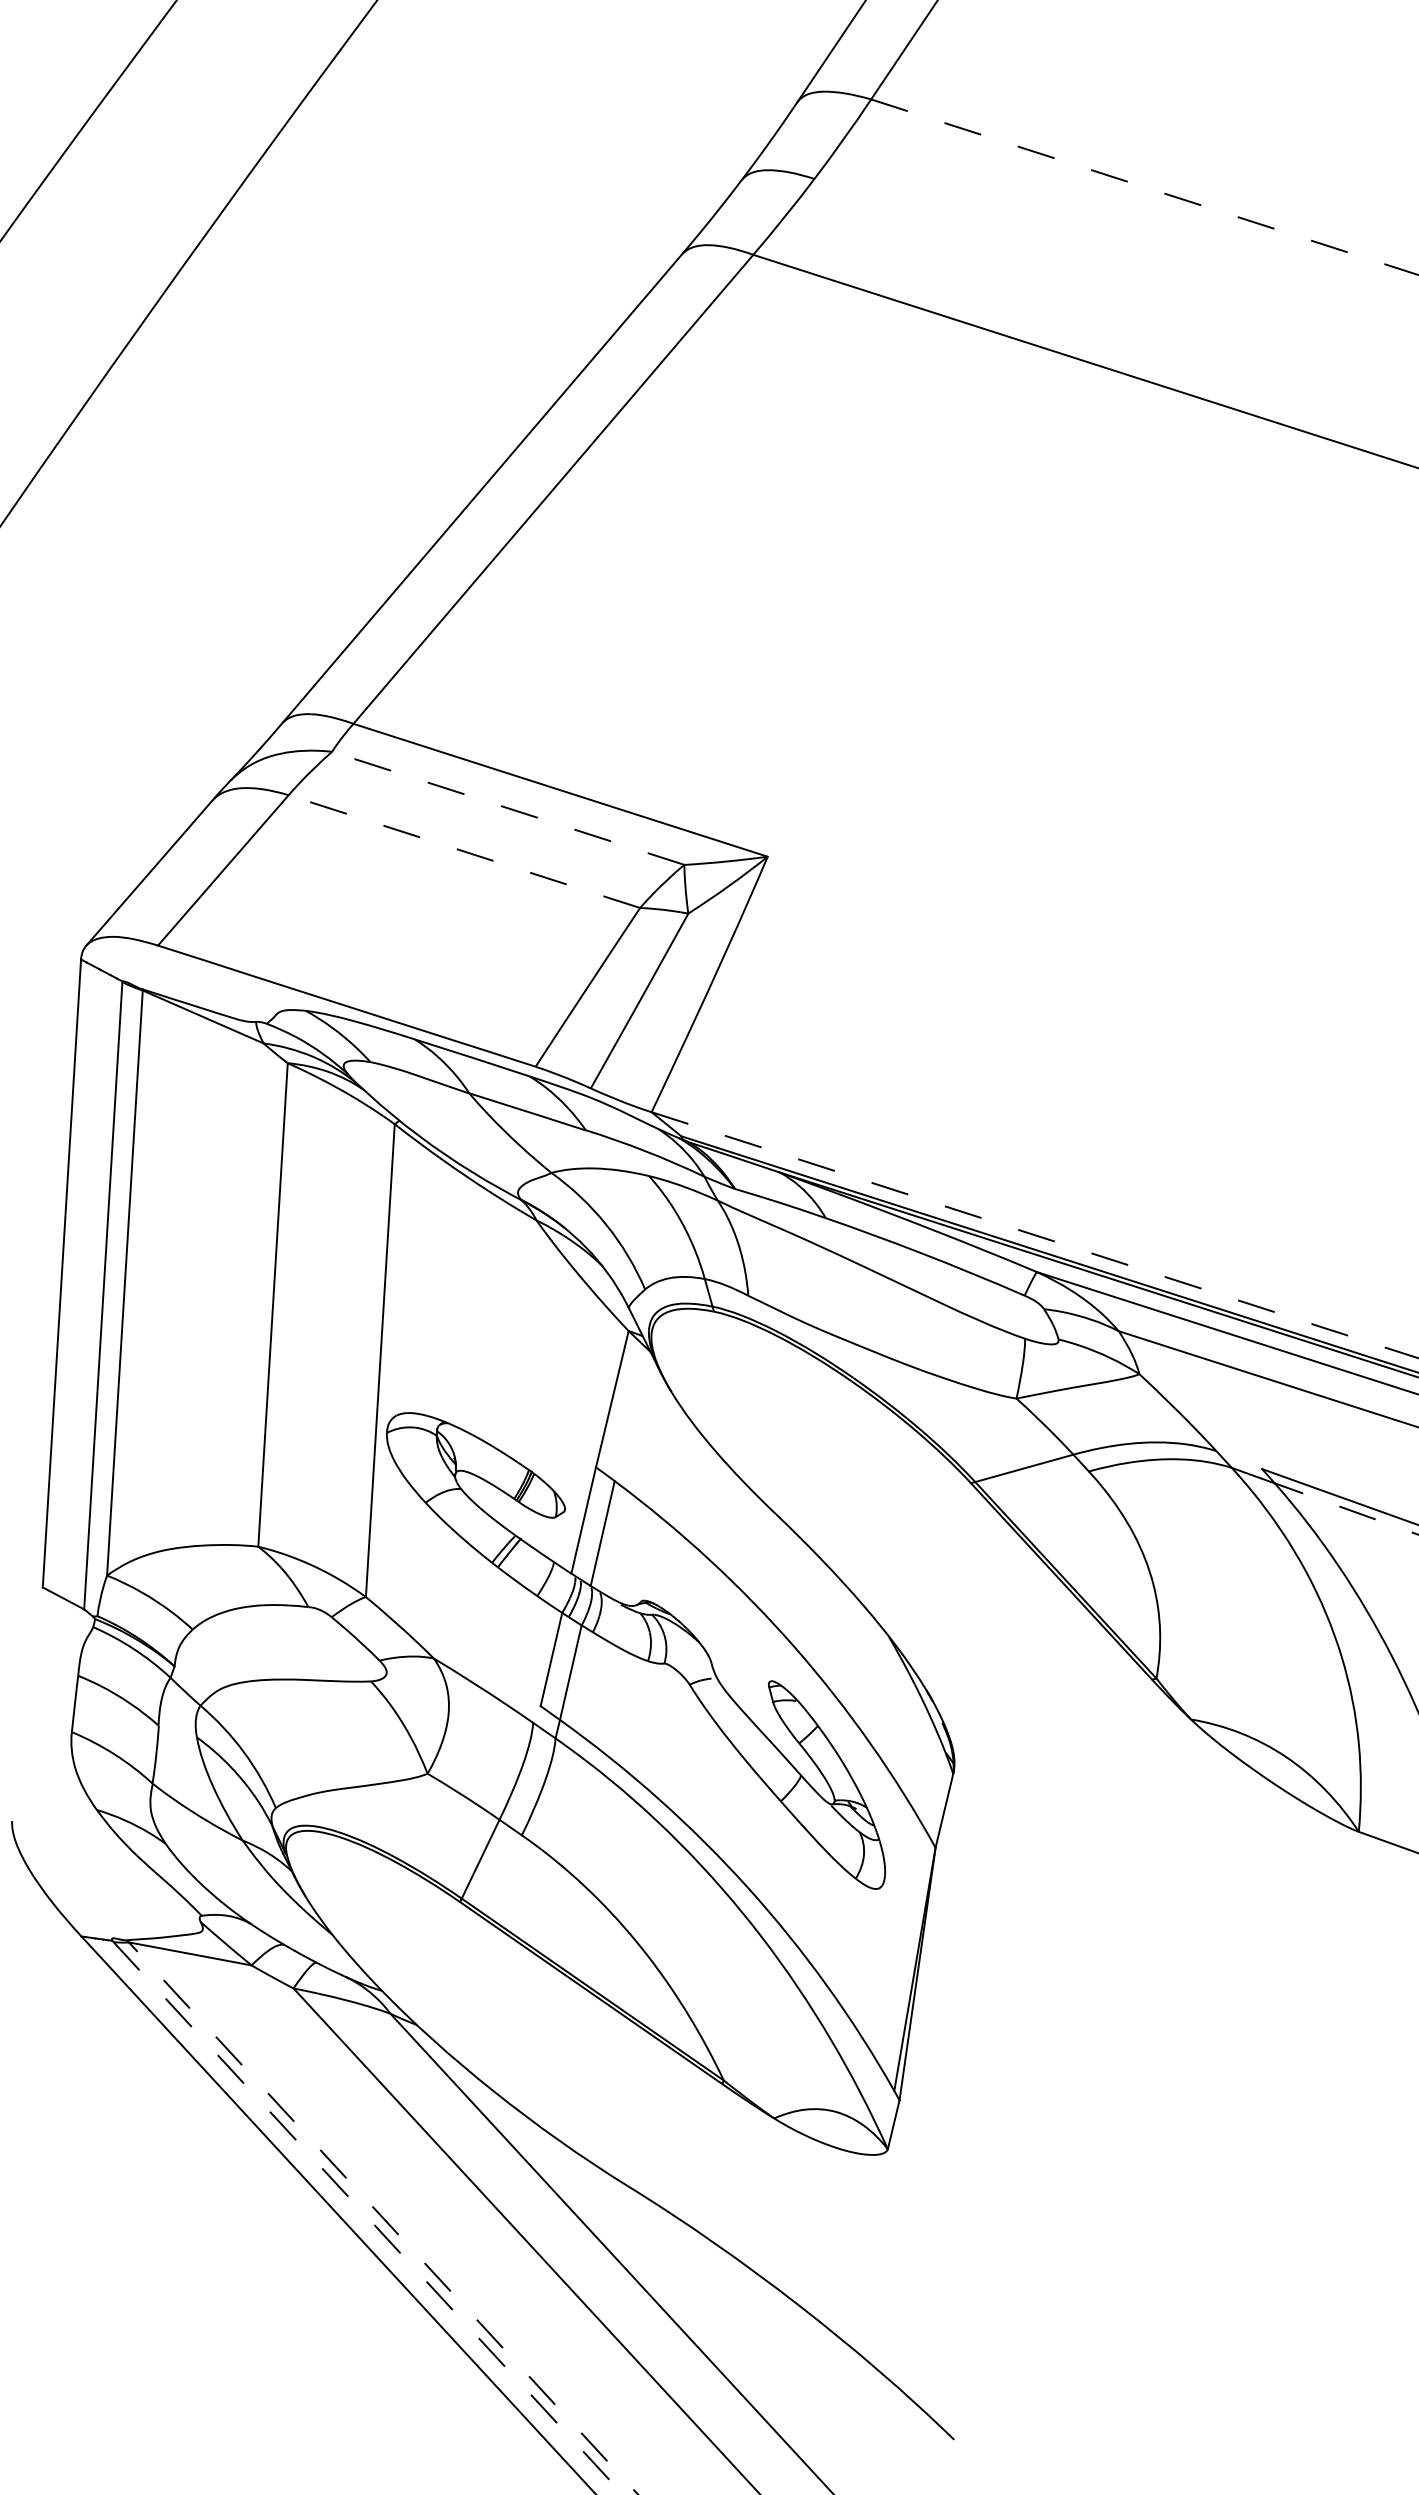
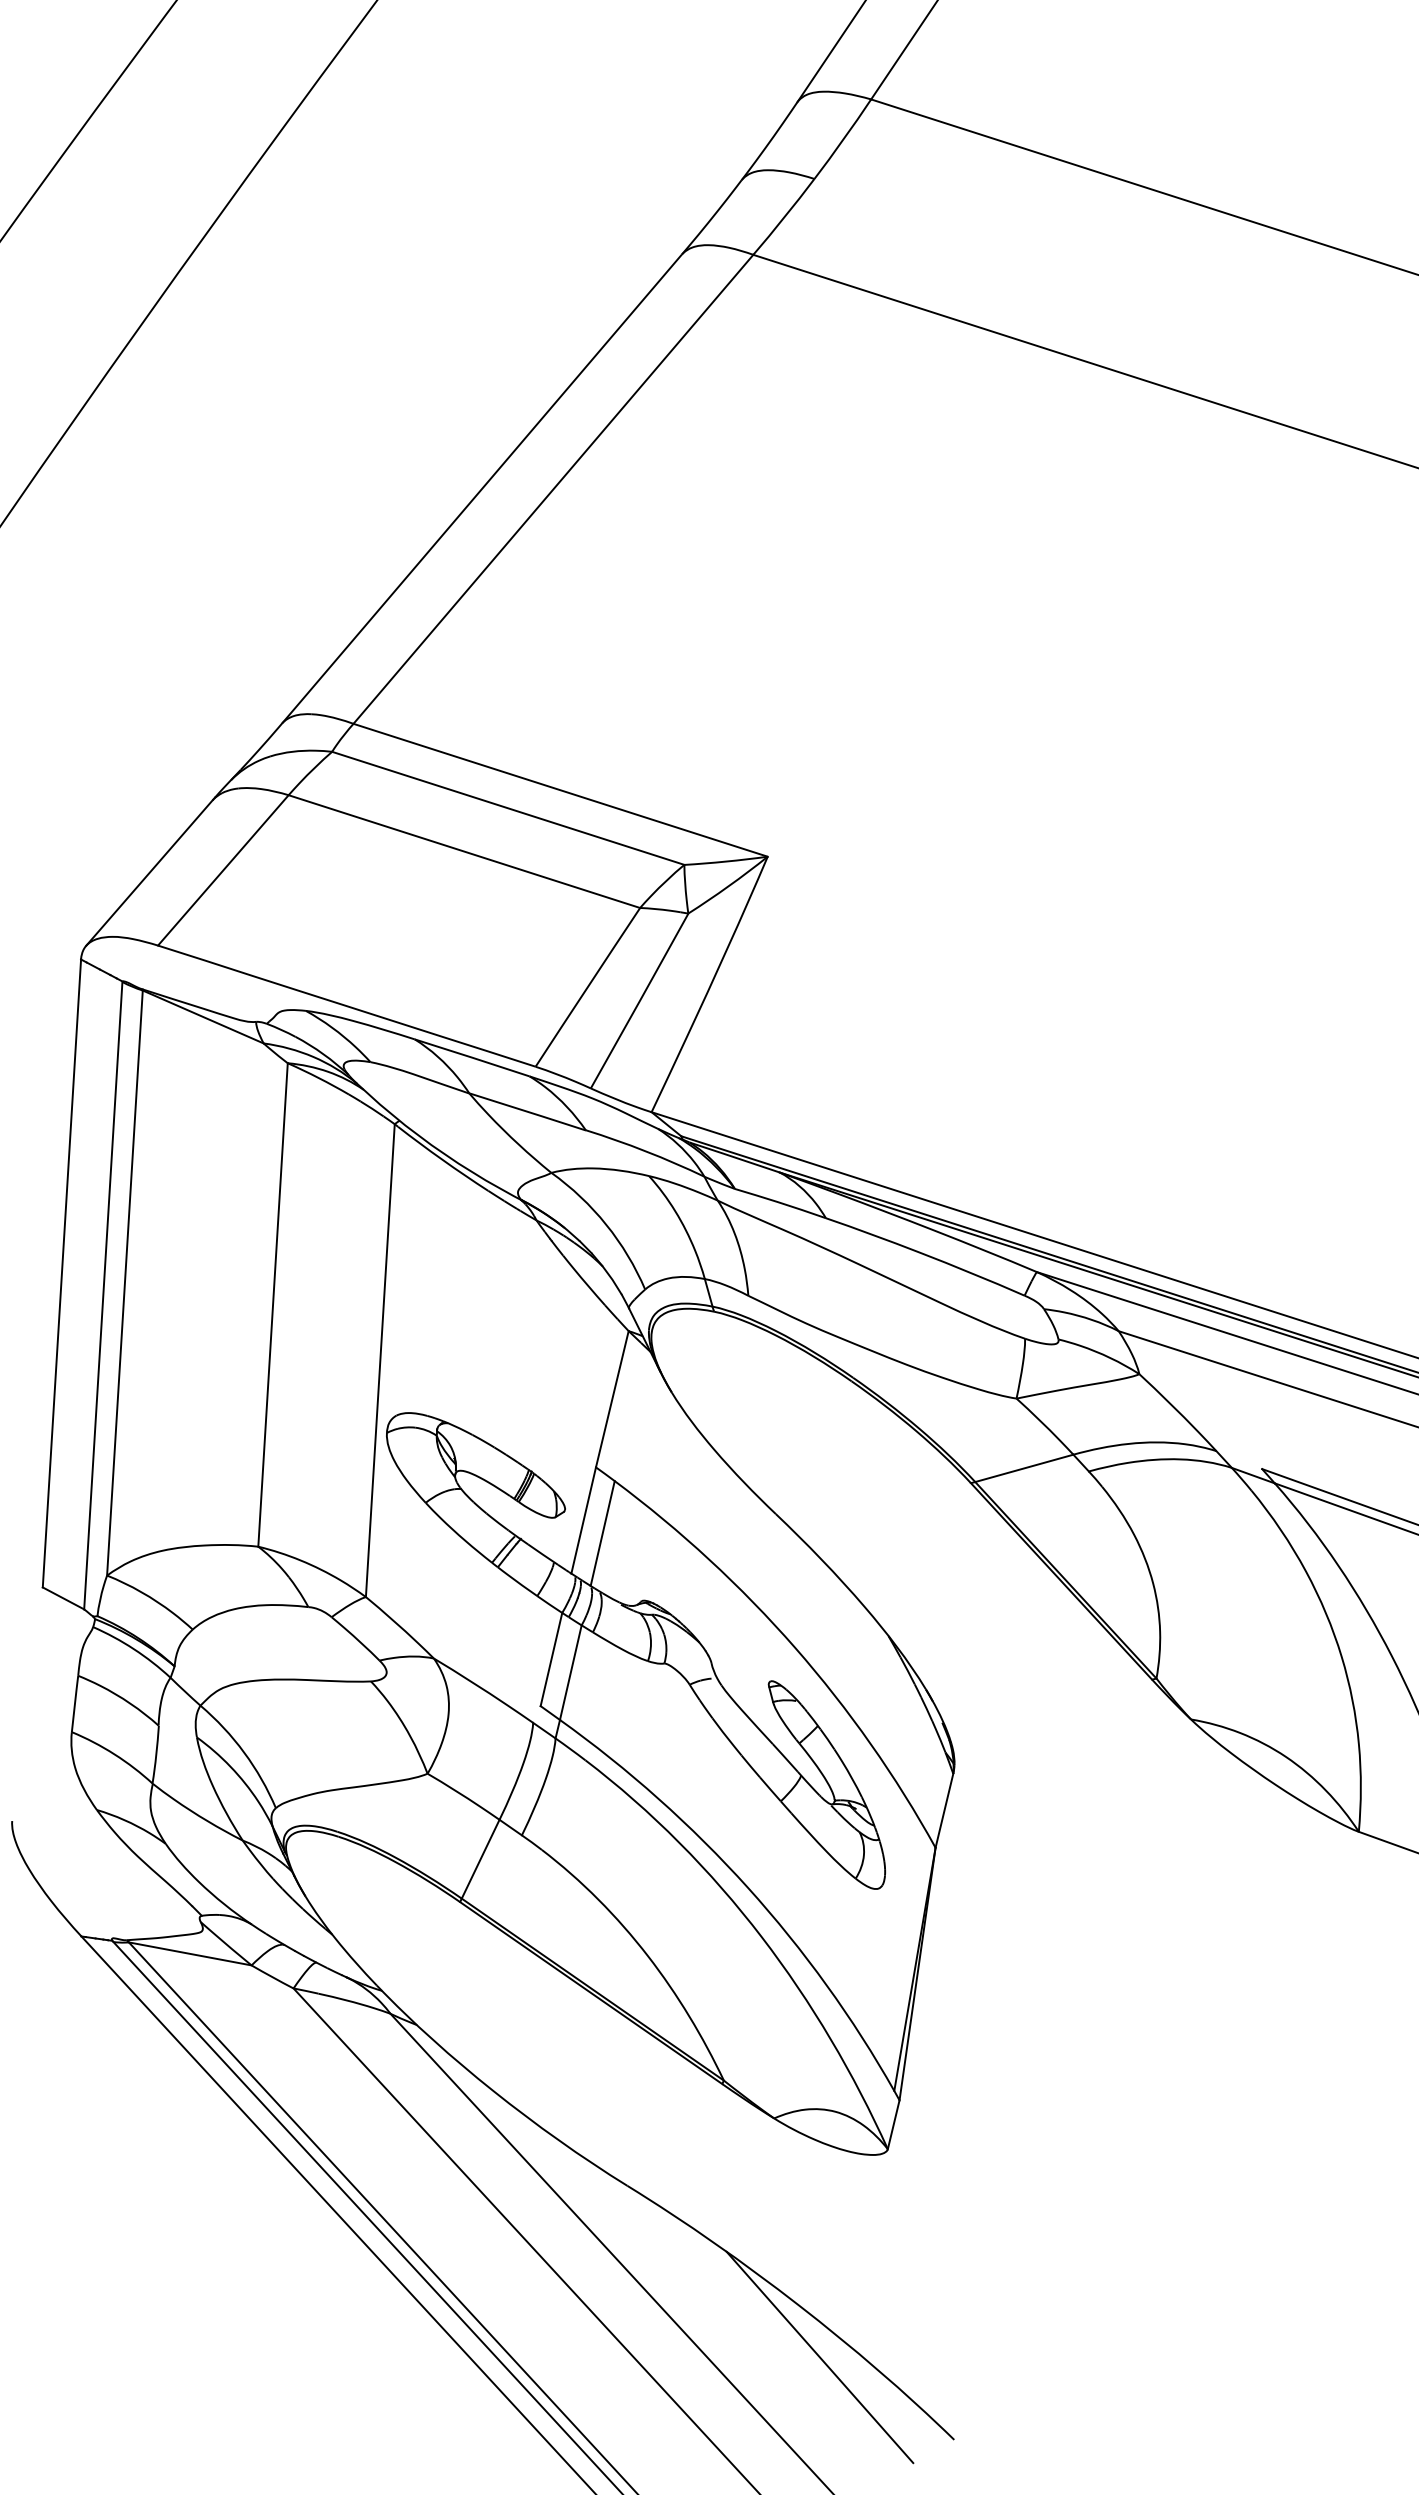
line: dashed -> solid (1145, 187)
line: dashed -> solid (508, 808)
line: dashed -> solid (464, 851)
line: dashed -> solid (1035, 1235)
line: dashed -> solid (1346, 1508)
line: dashed -> solid (368, 2218)
line: dashed -> solid (383, 2218)
line: none -> present (819, 2357)
